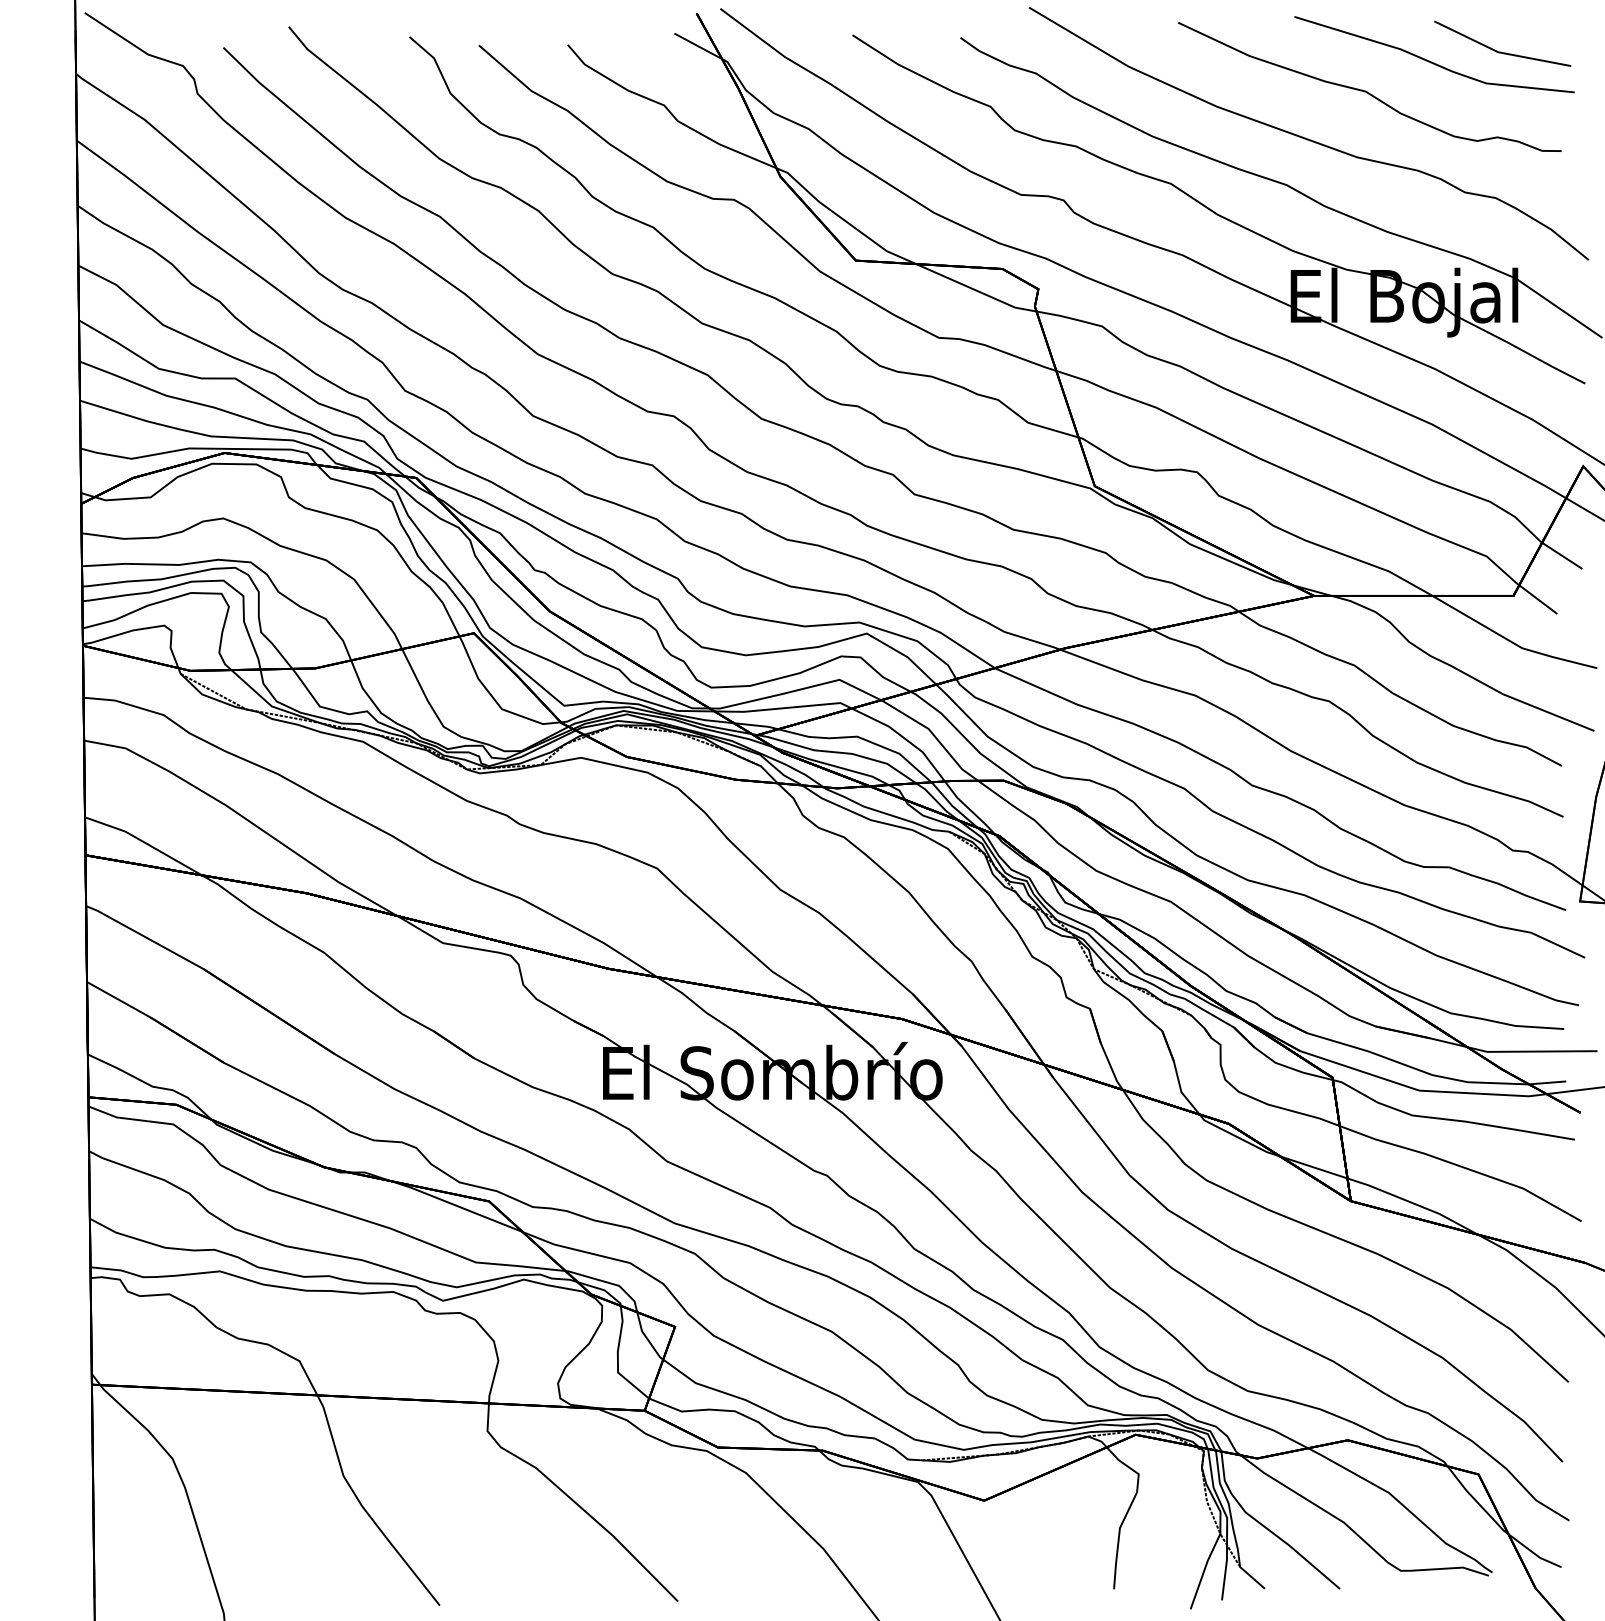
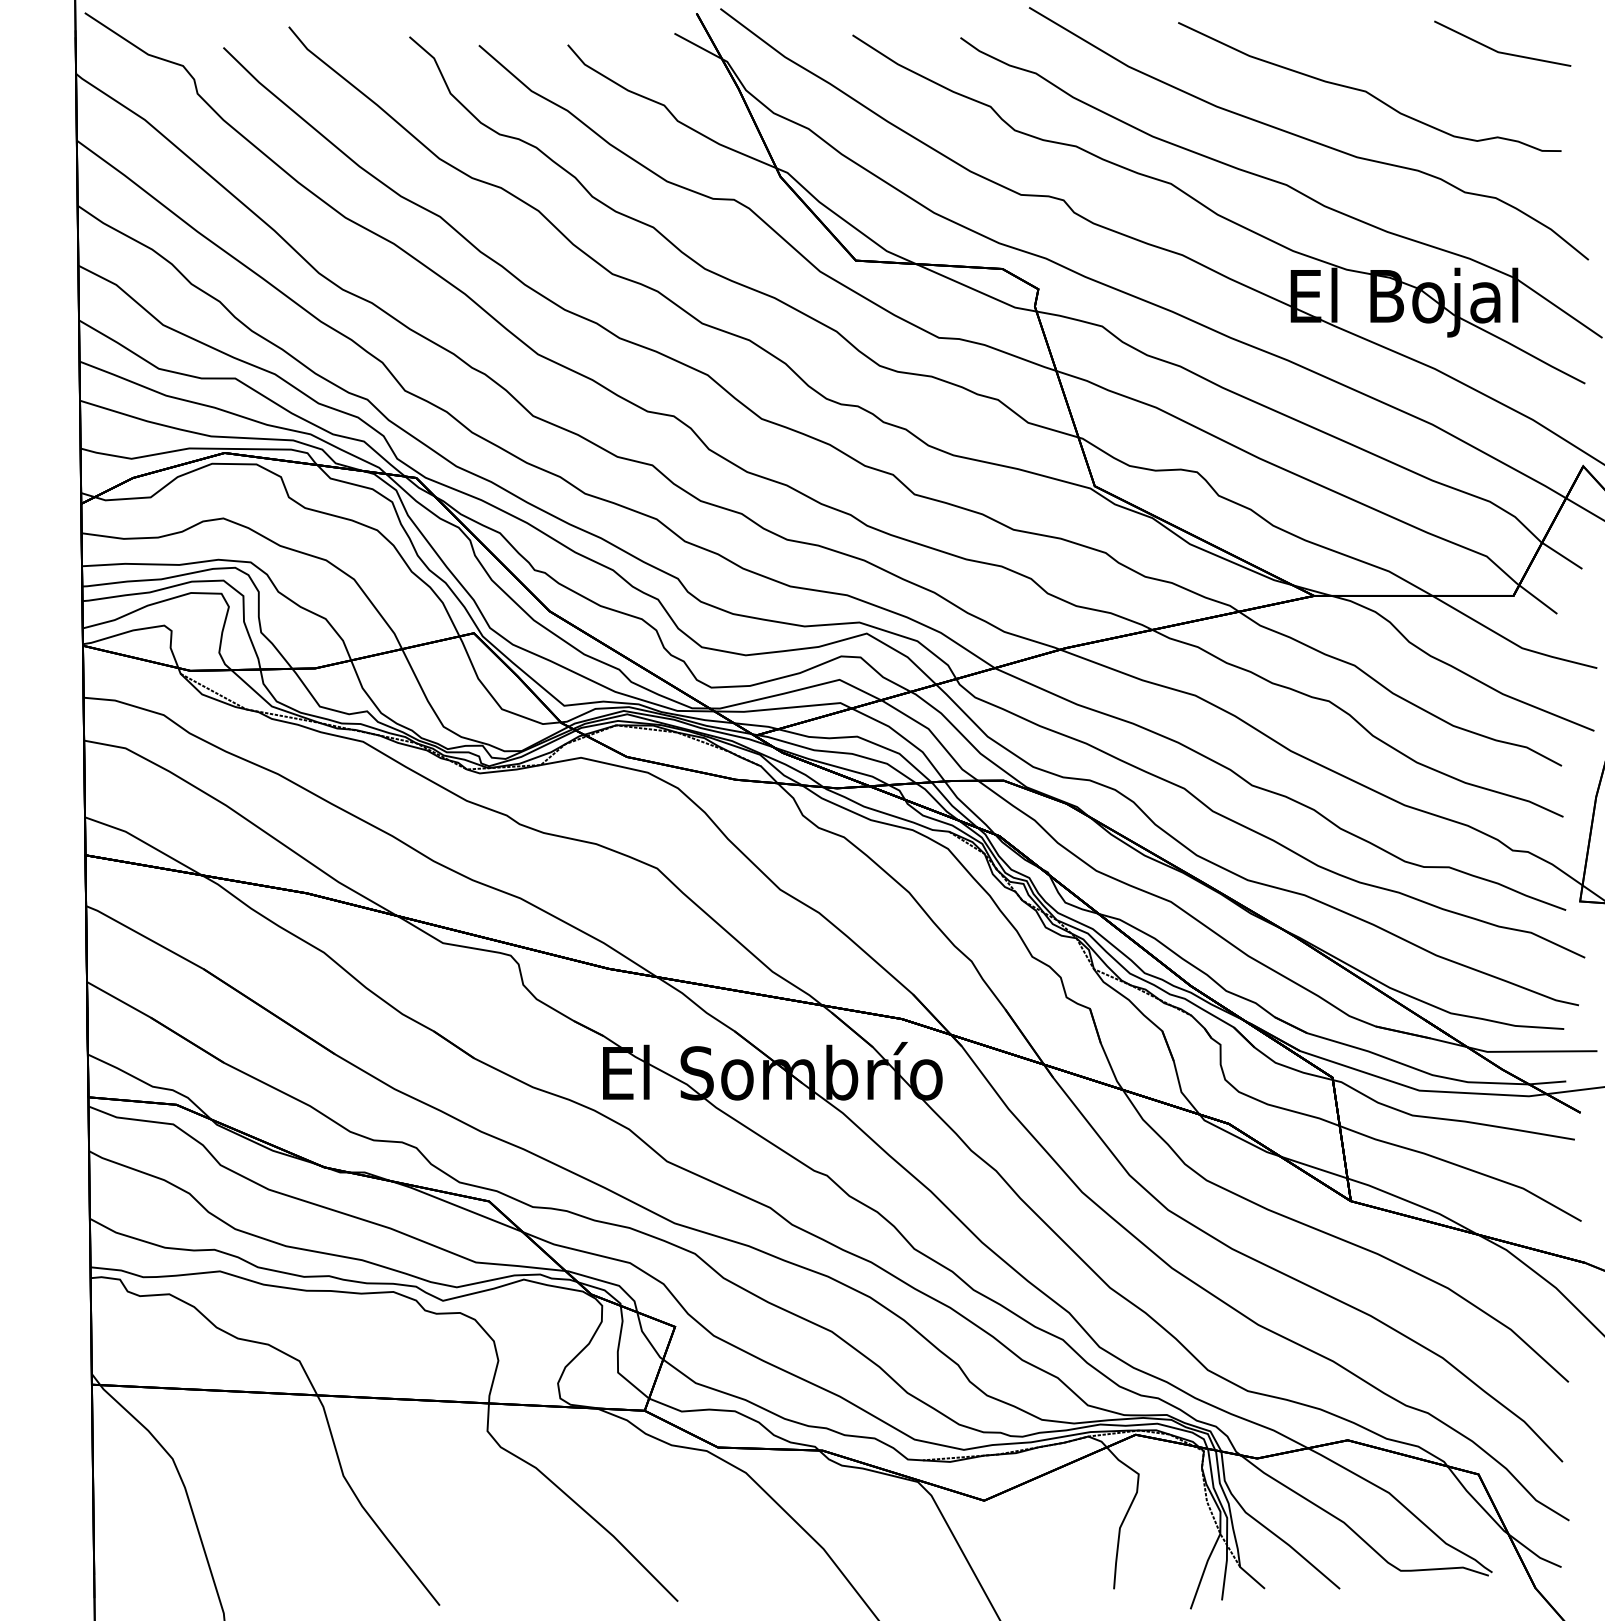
part: present -> none (1431, 61)
